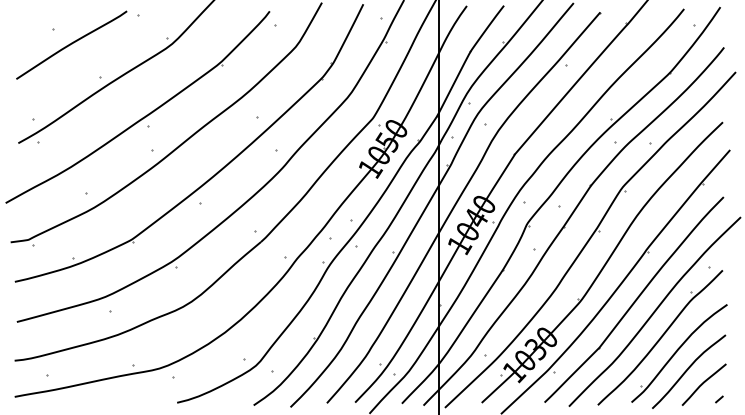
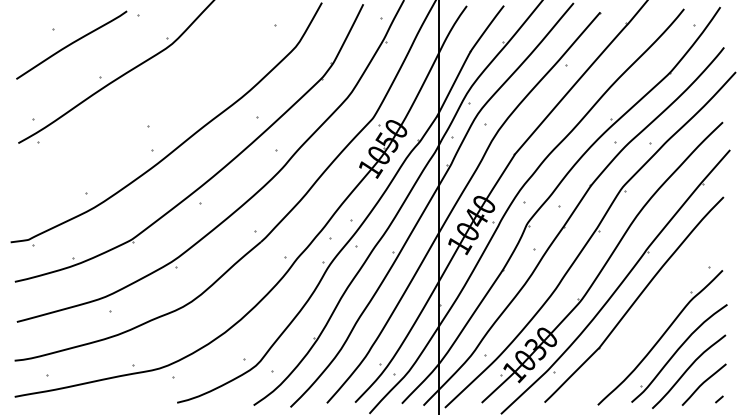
part: present -> none (142, 117)
curve: present -> none (654, 311)
